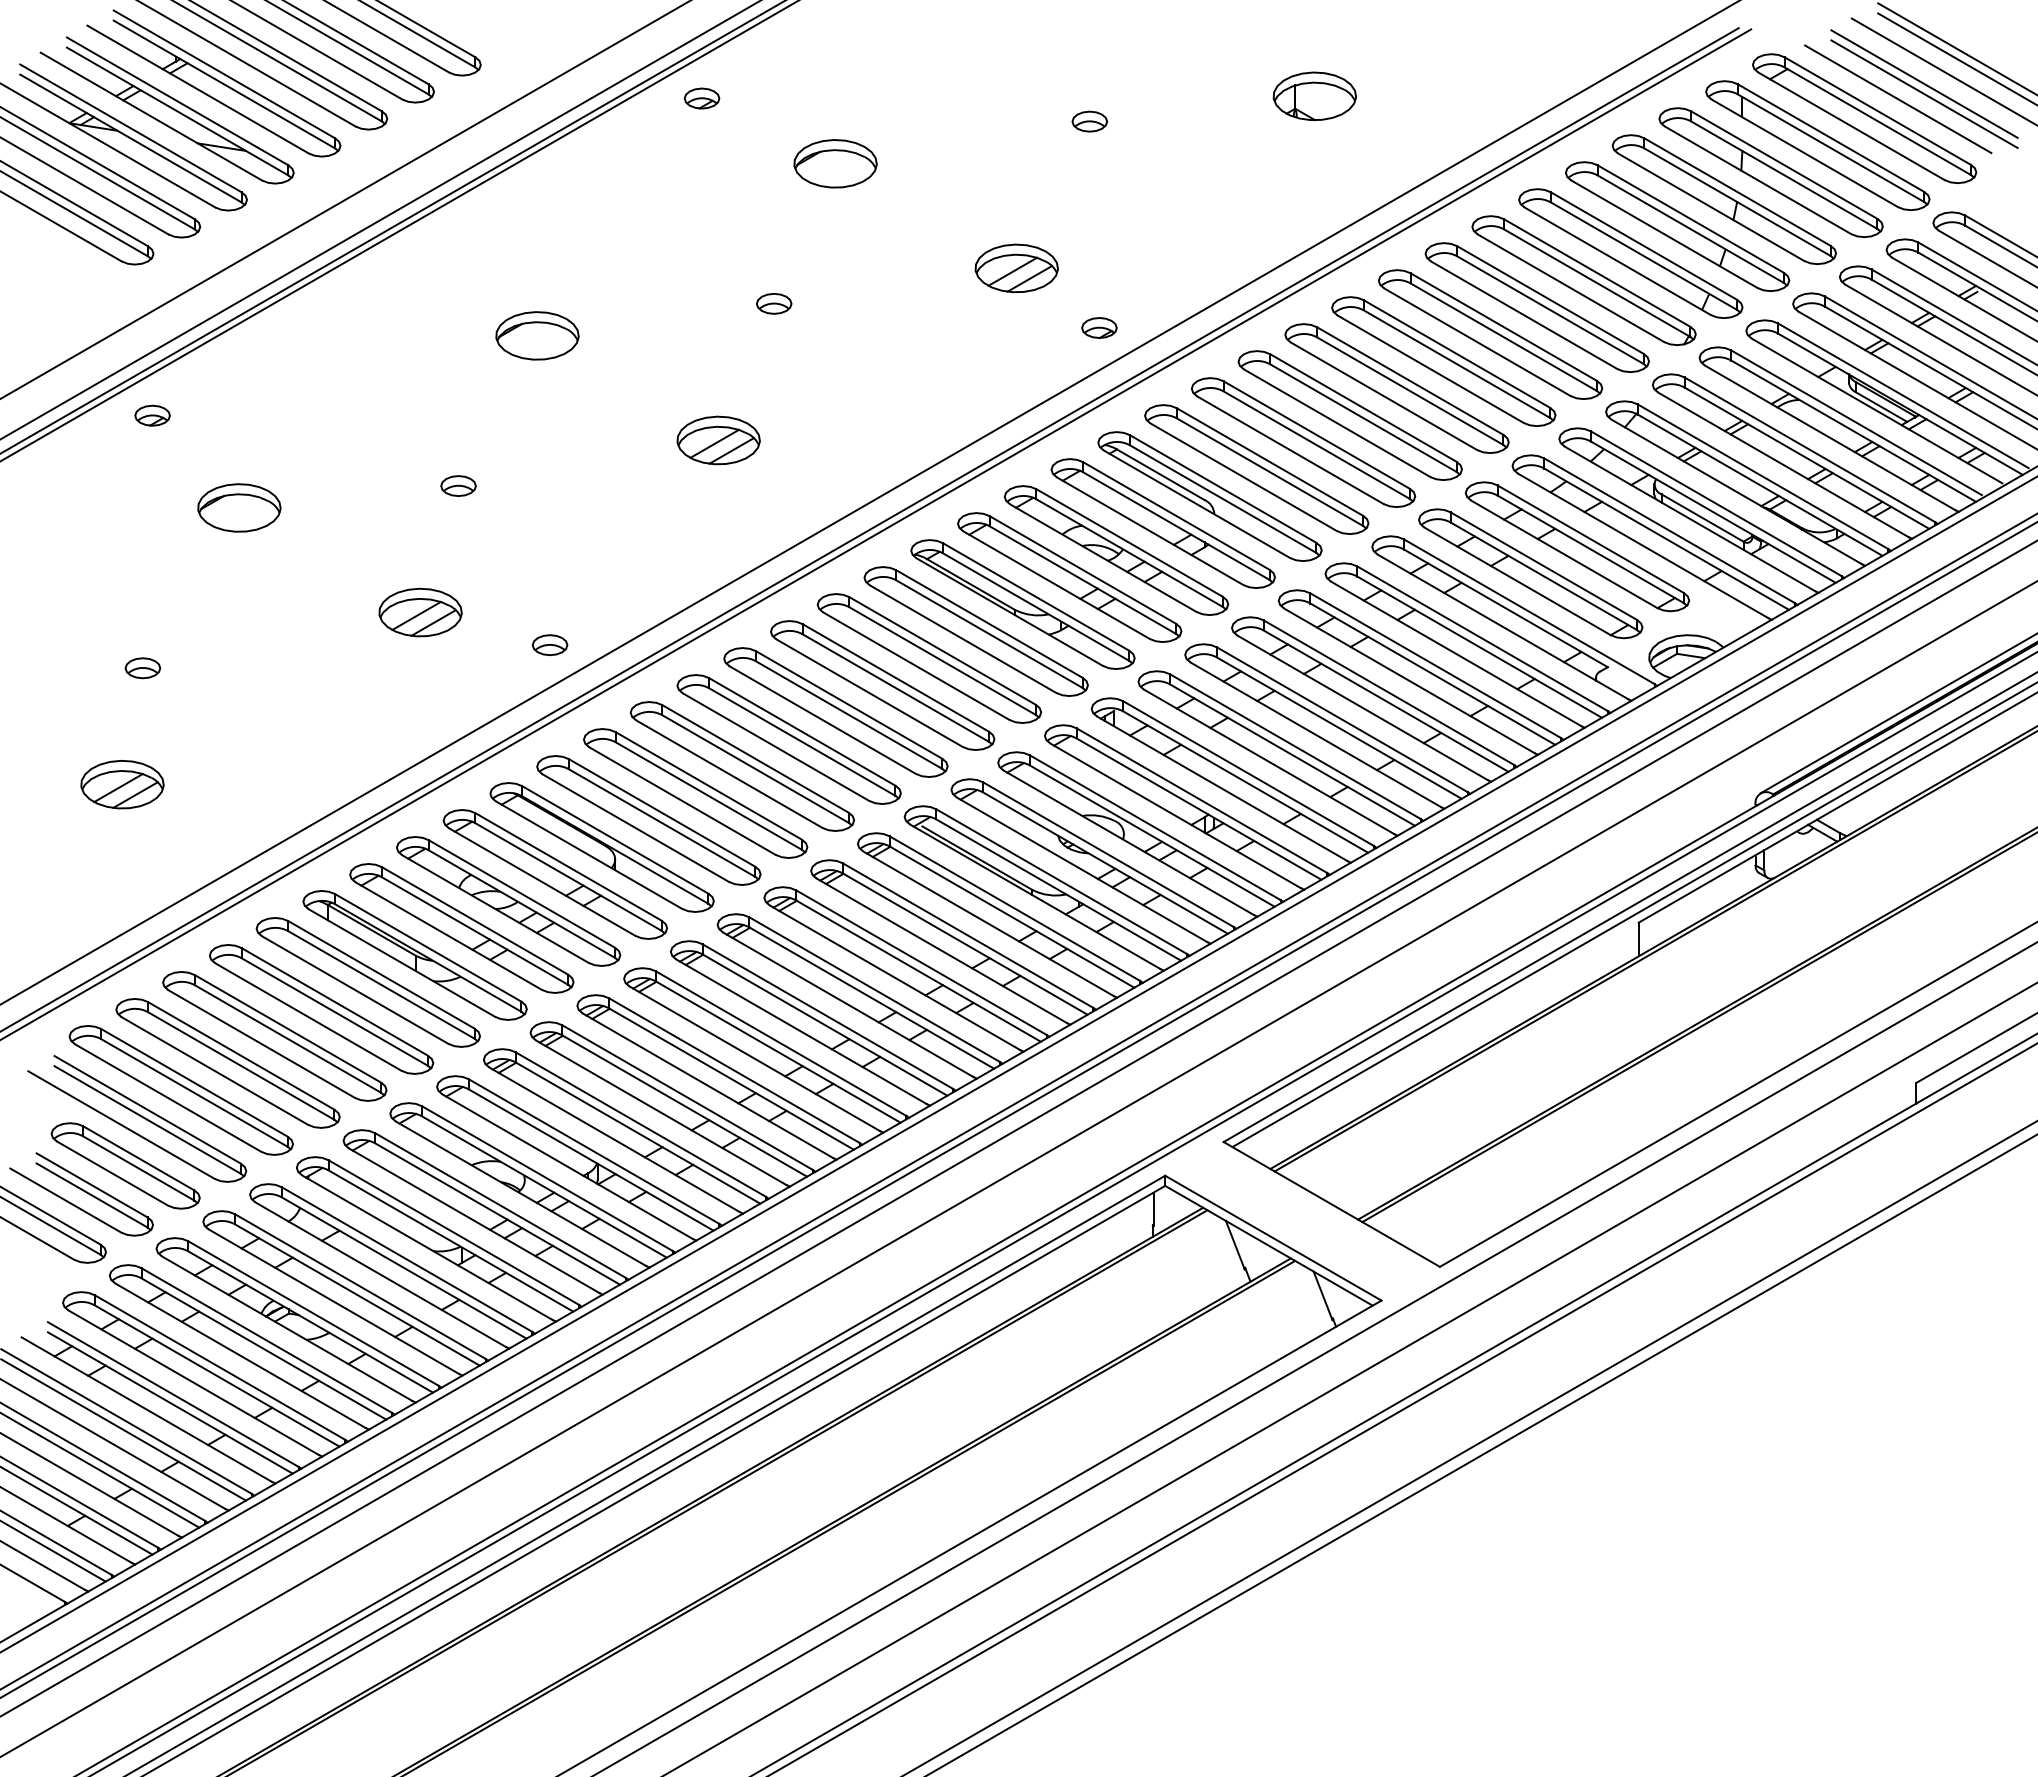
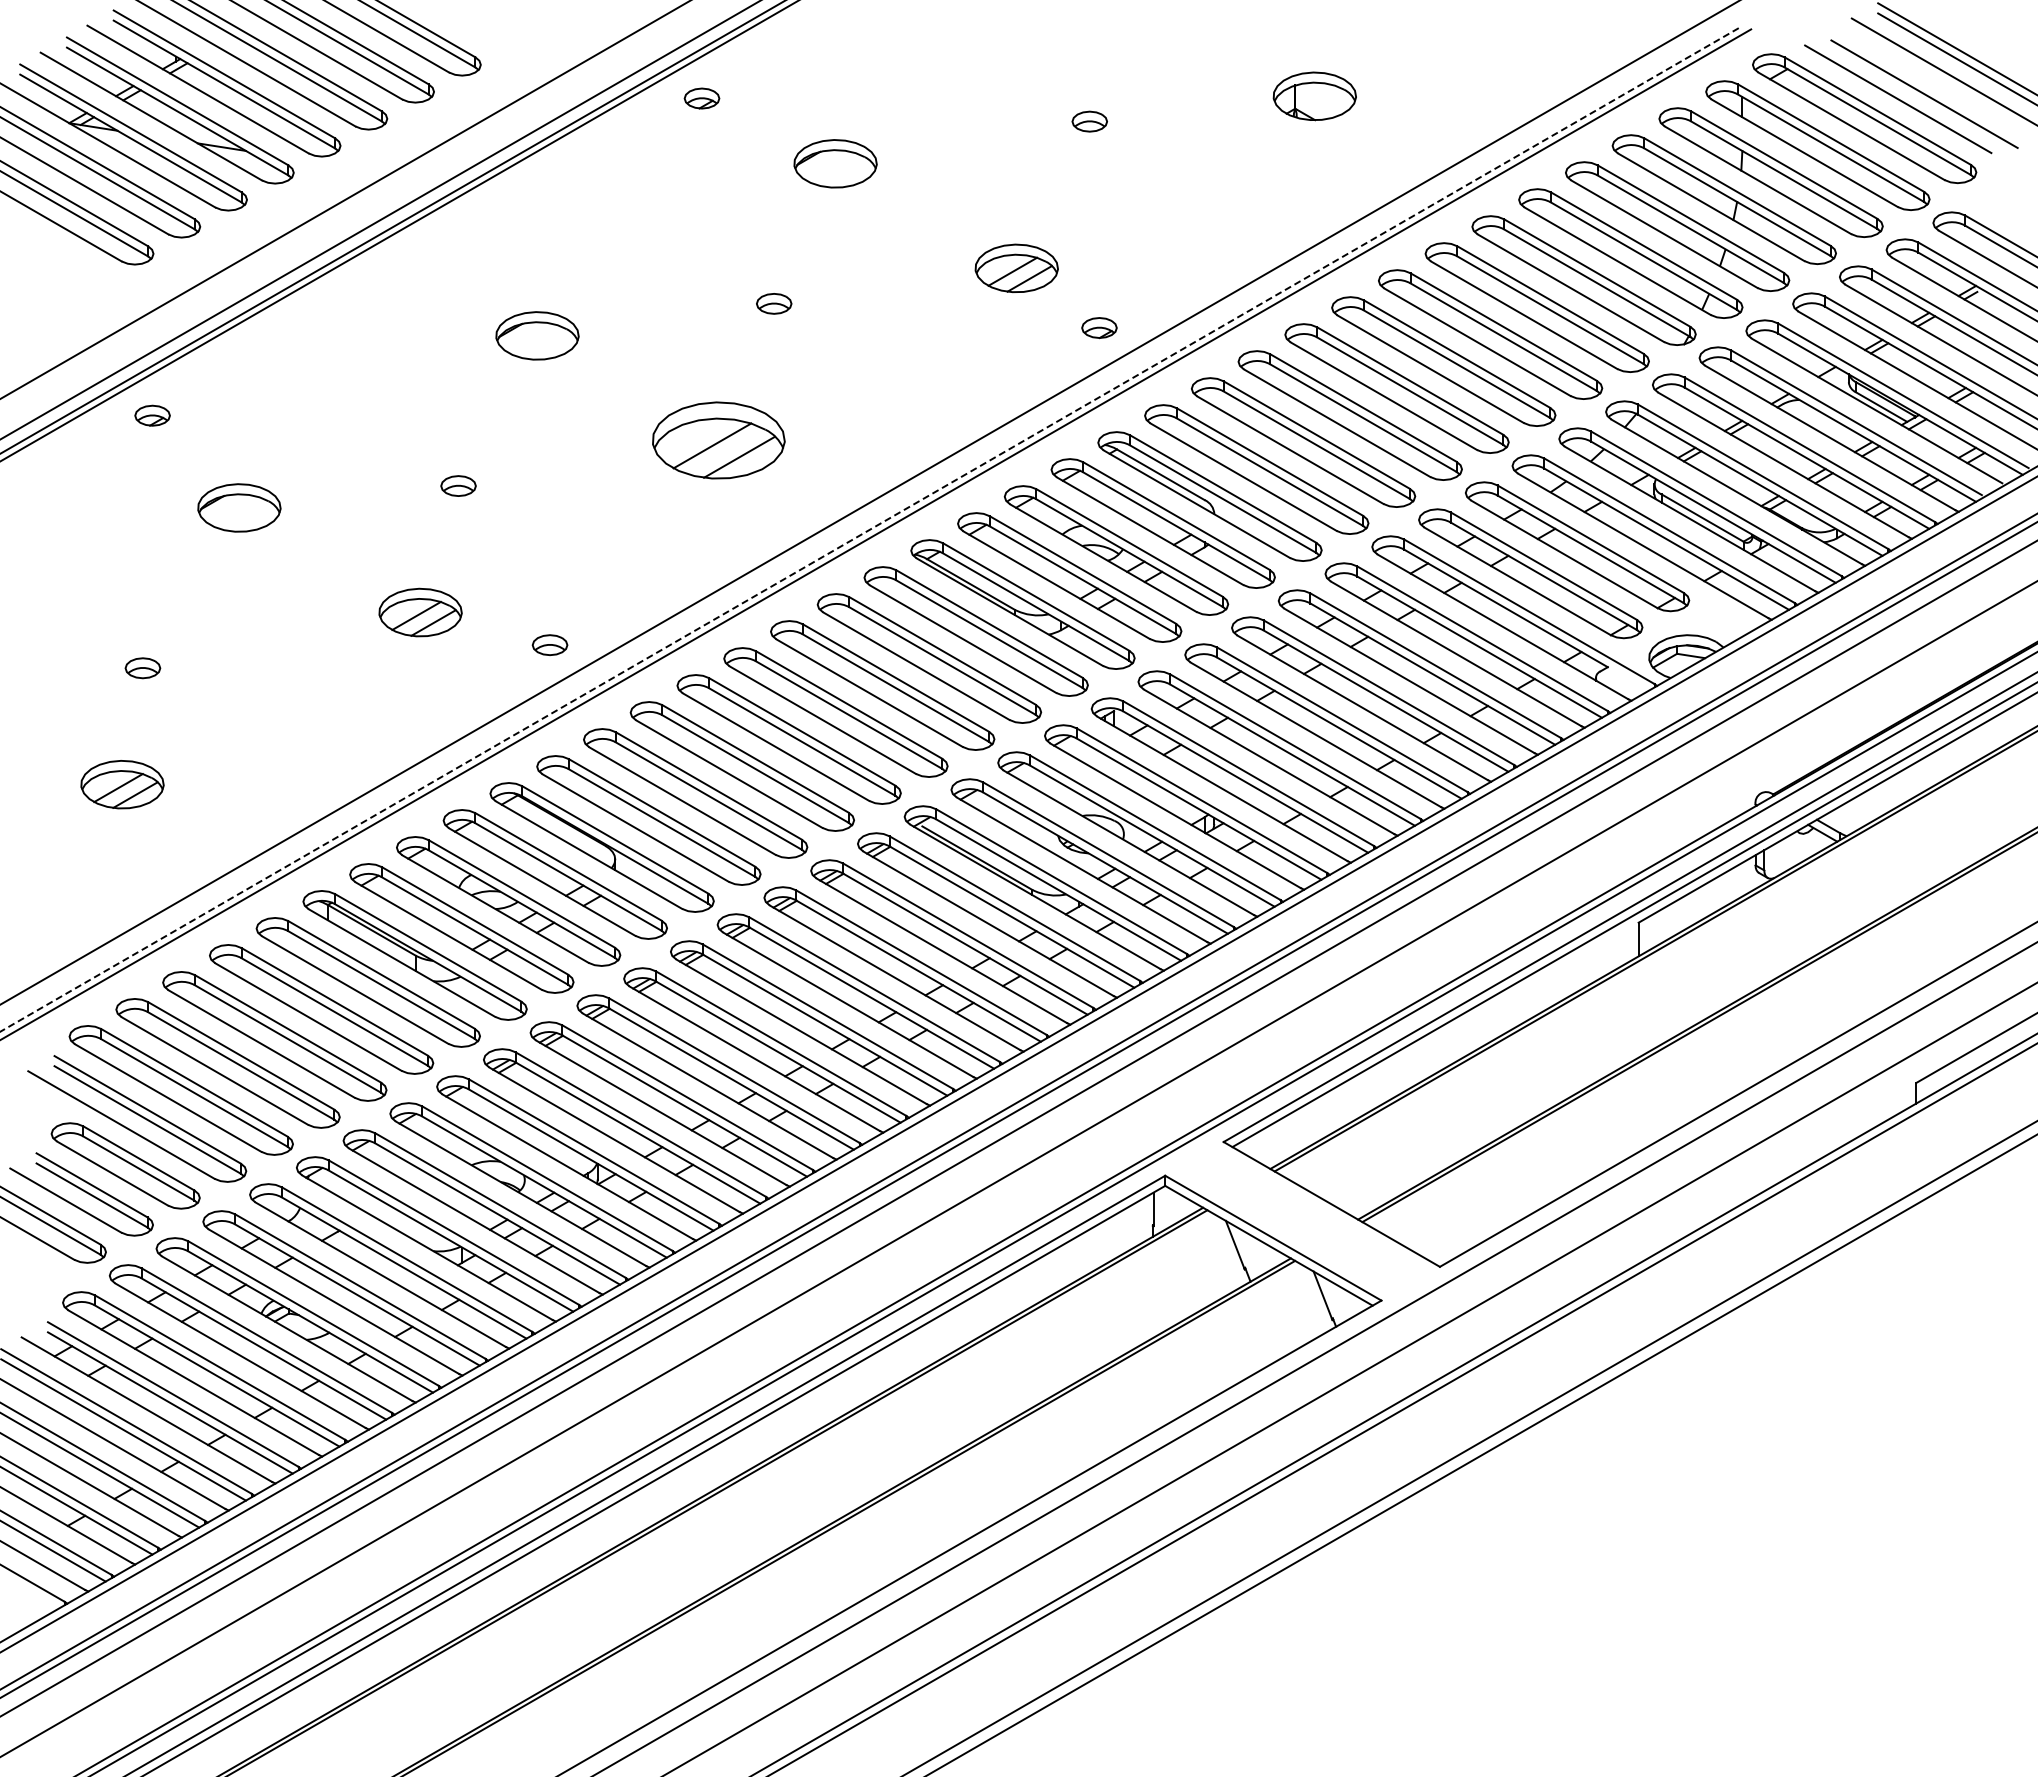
line: present -> none (1924, 83)
part size: 85x51 px -> 134x79 px (718, 440)
line: solid -> dashed (869, 530)
line: present -> none (1897, 714)
